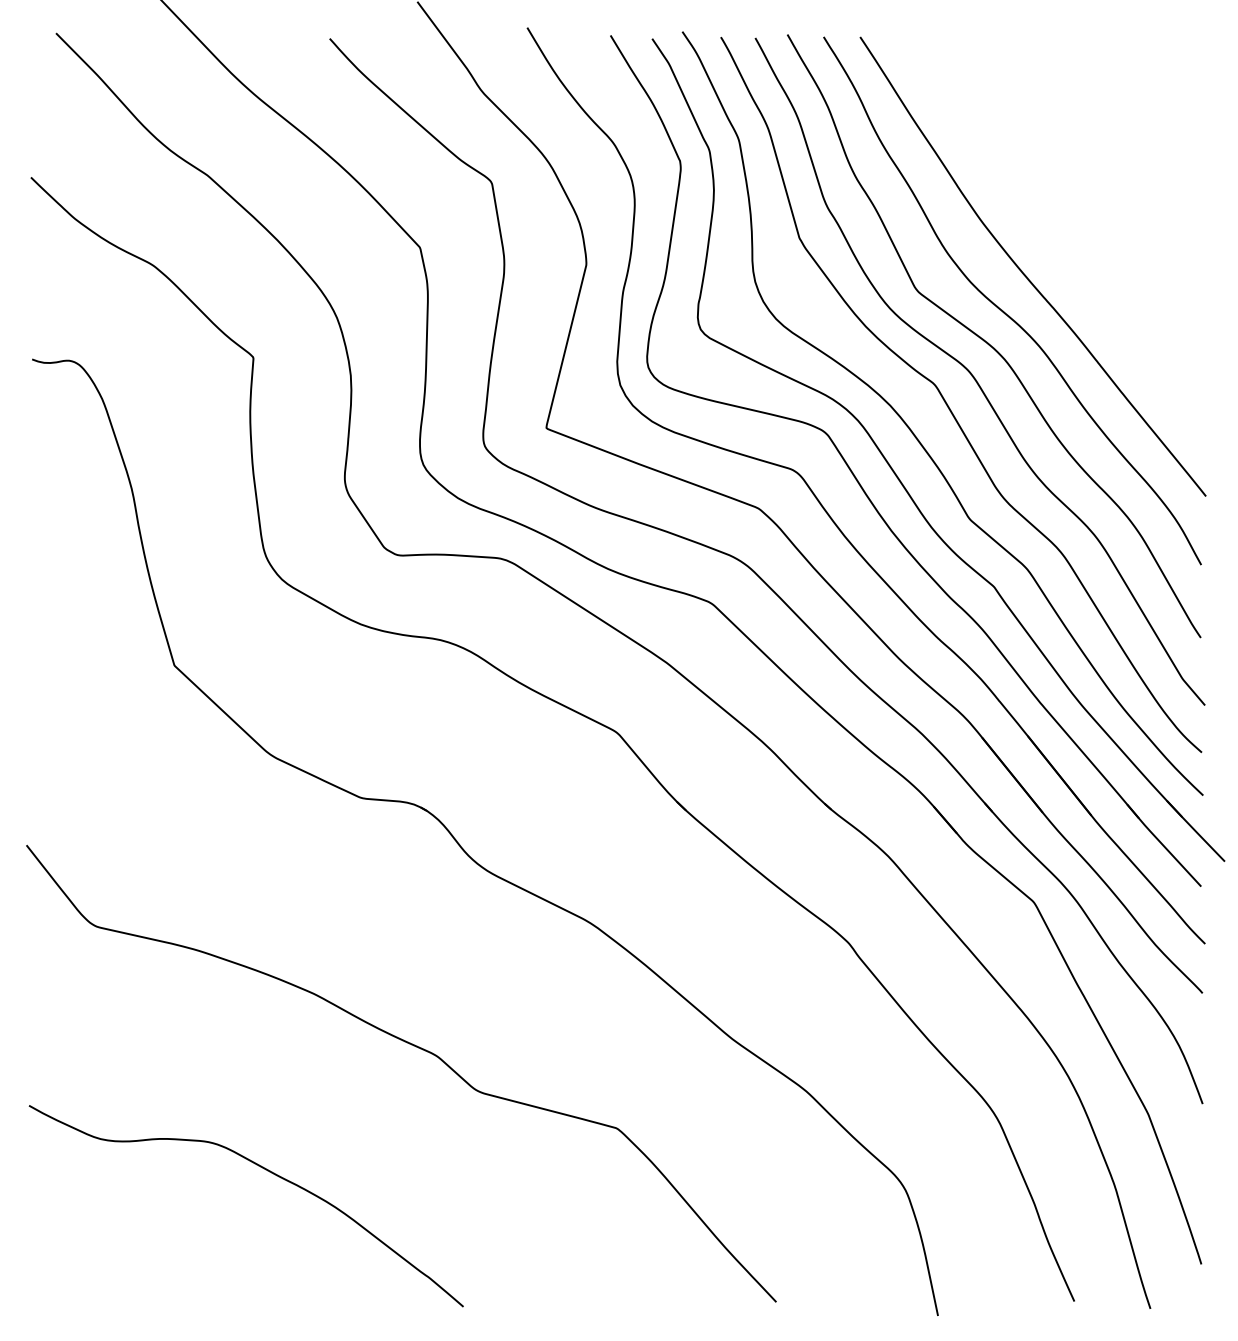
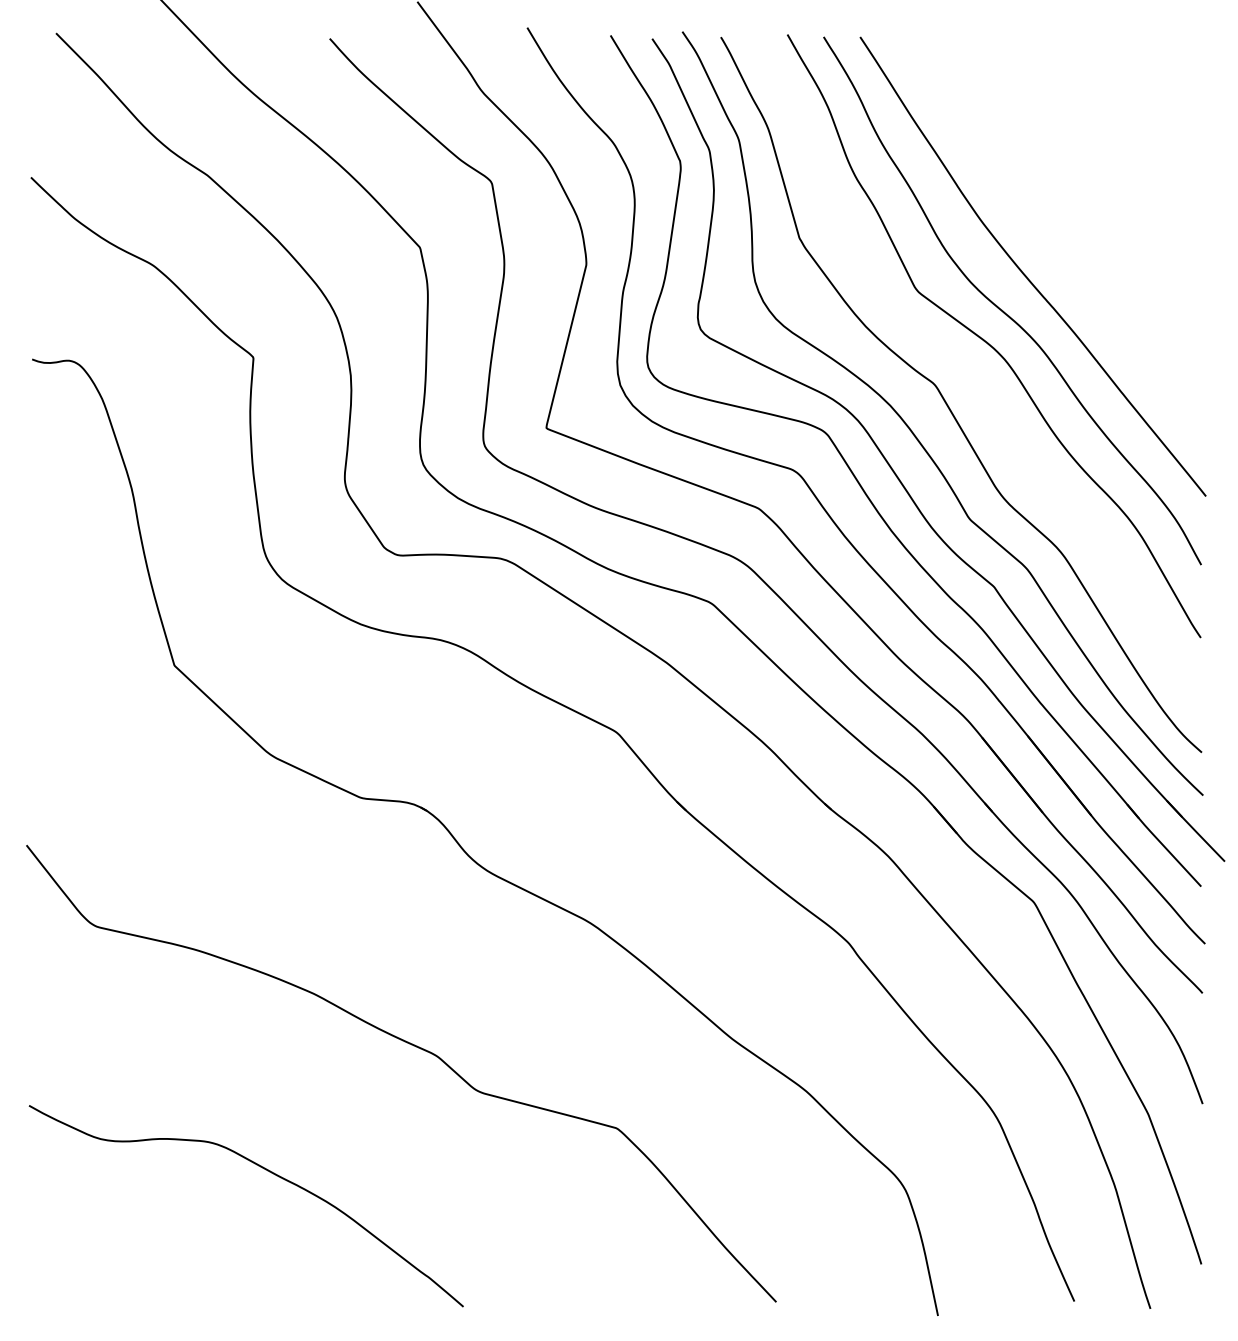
curve: present -> none (974, 376)
